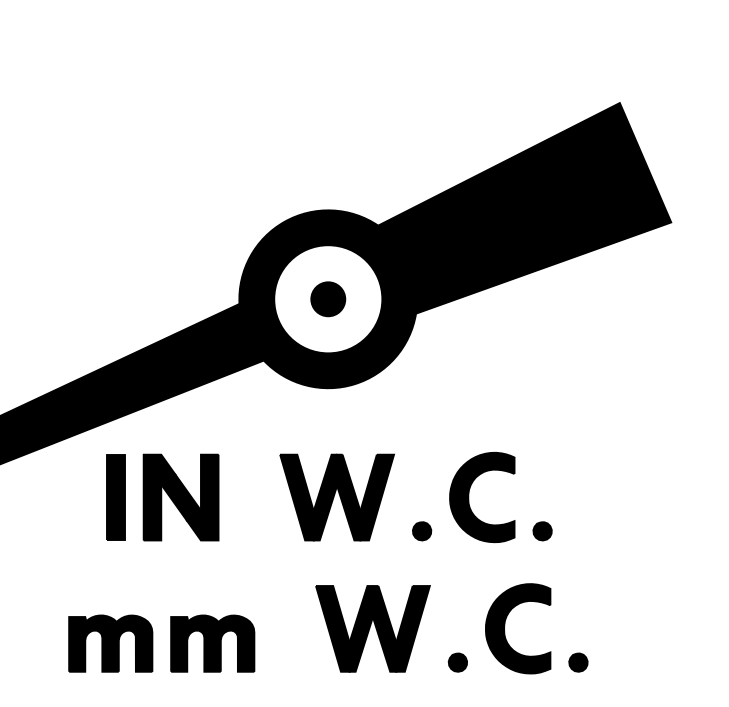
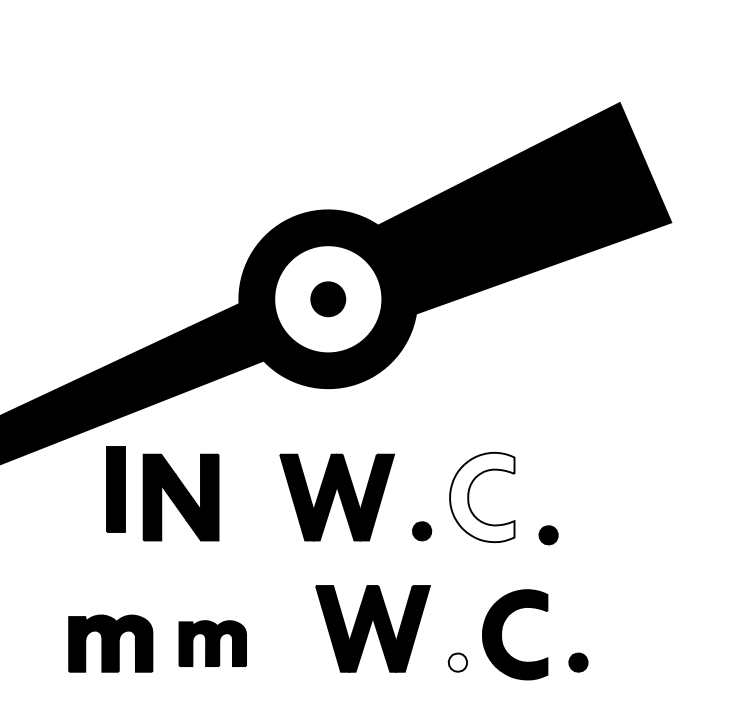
part position: (115, 497) -> (115, 489) (115, 489)
fill: present -> none (482, 497)
part position: (542, 531) -> (548, 535) (548, 535)
part position: (505, 625) -> (502, 631) (502, 631)
part size: 86x59 px -> 69x47 px (212, 643)
fill: present -> none (457, 662)
